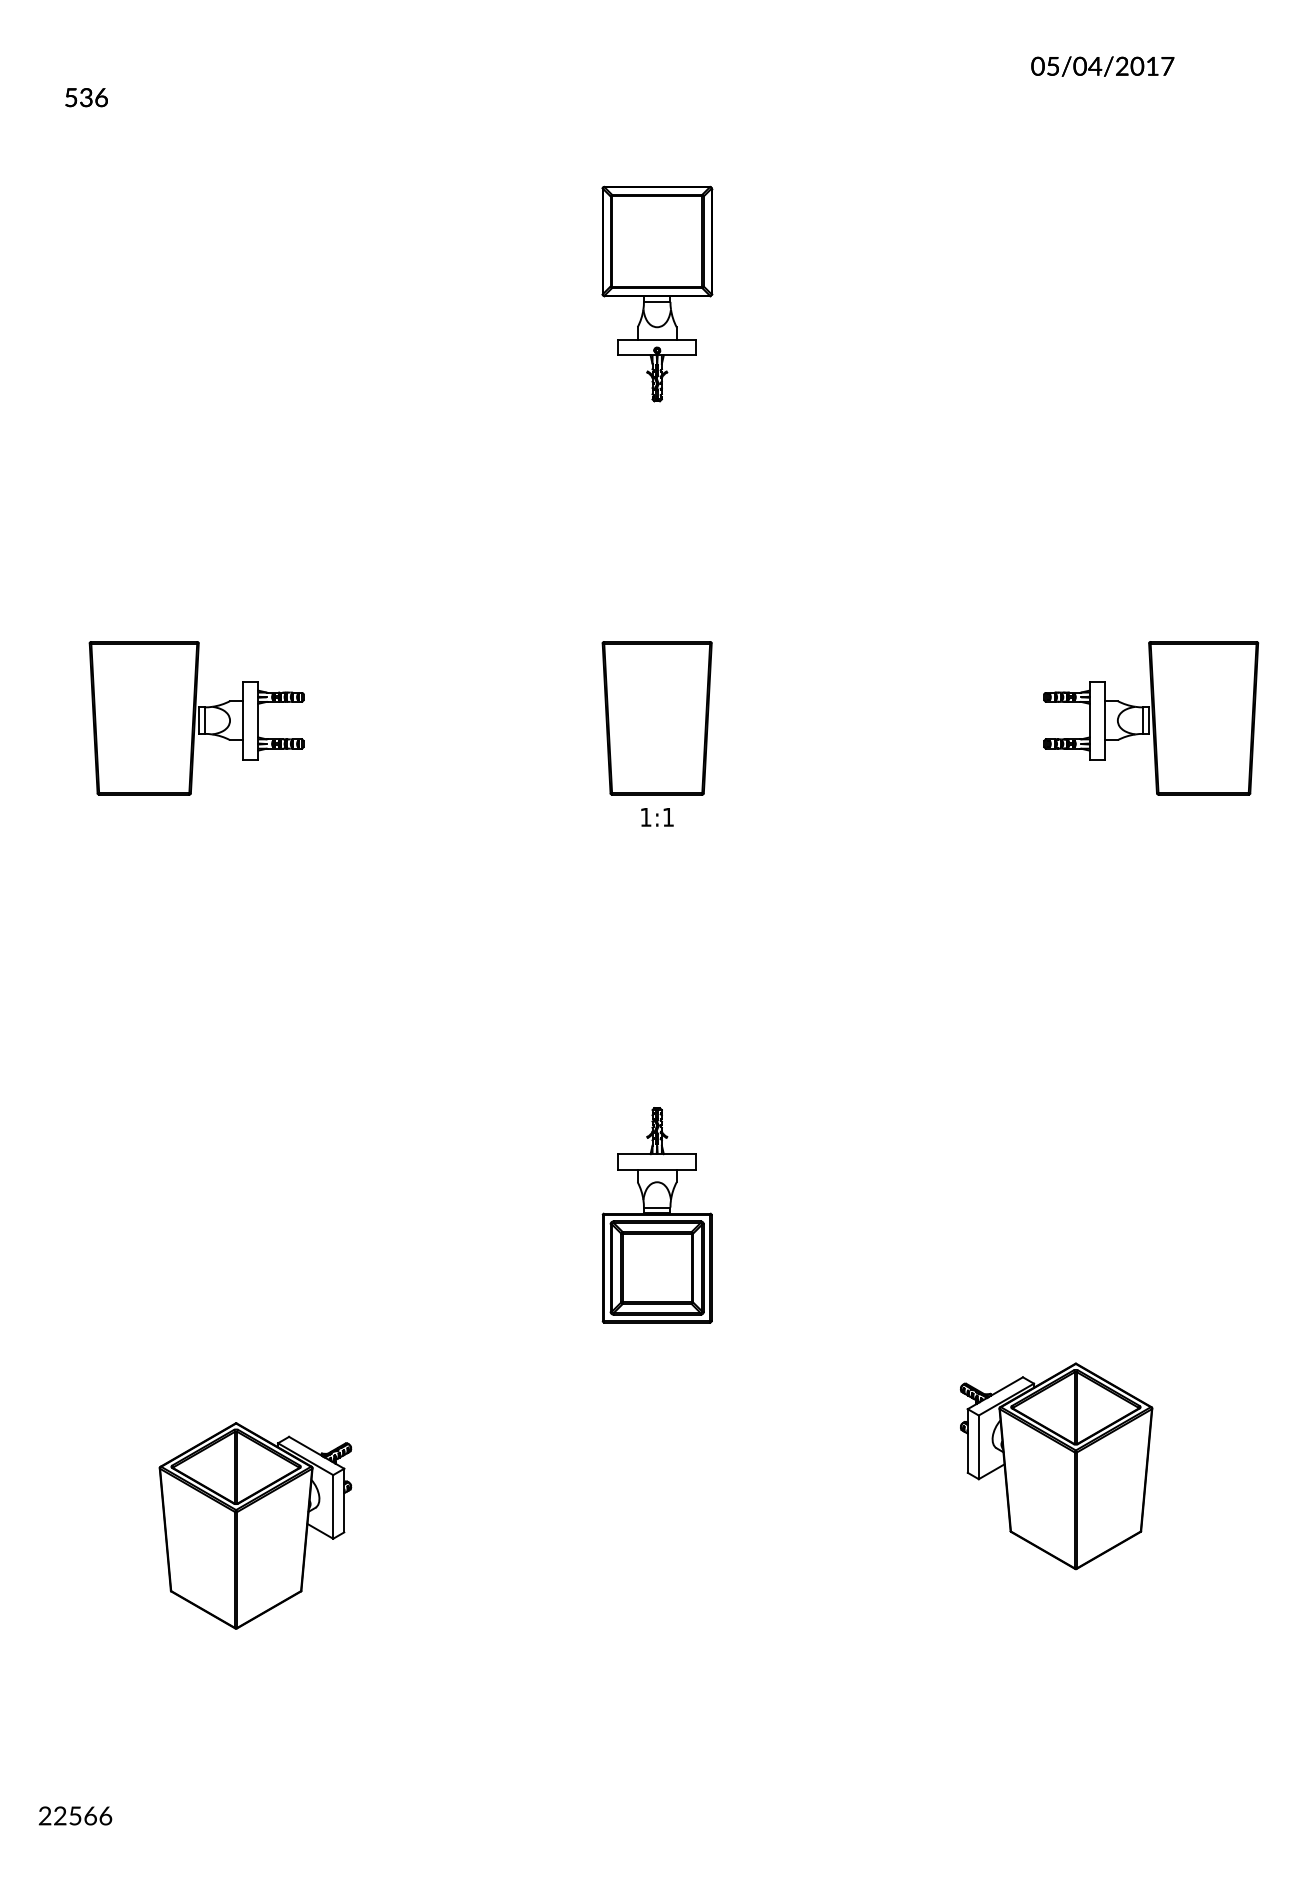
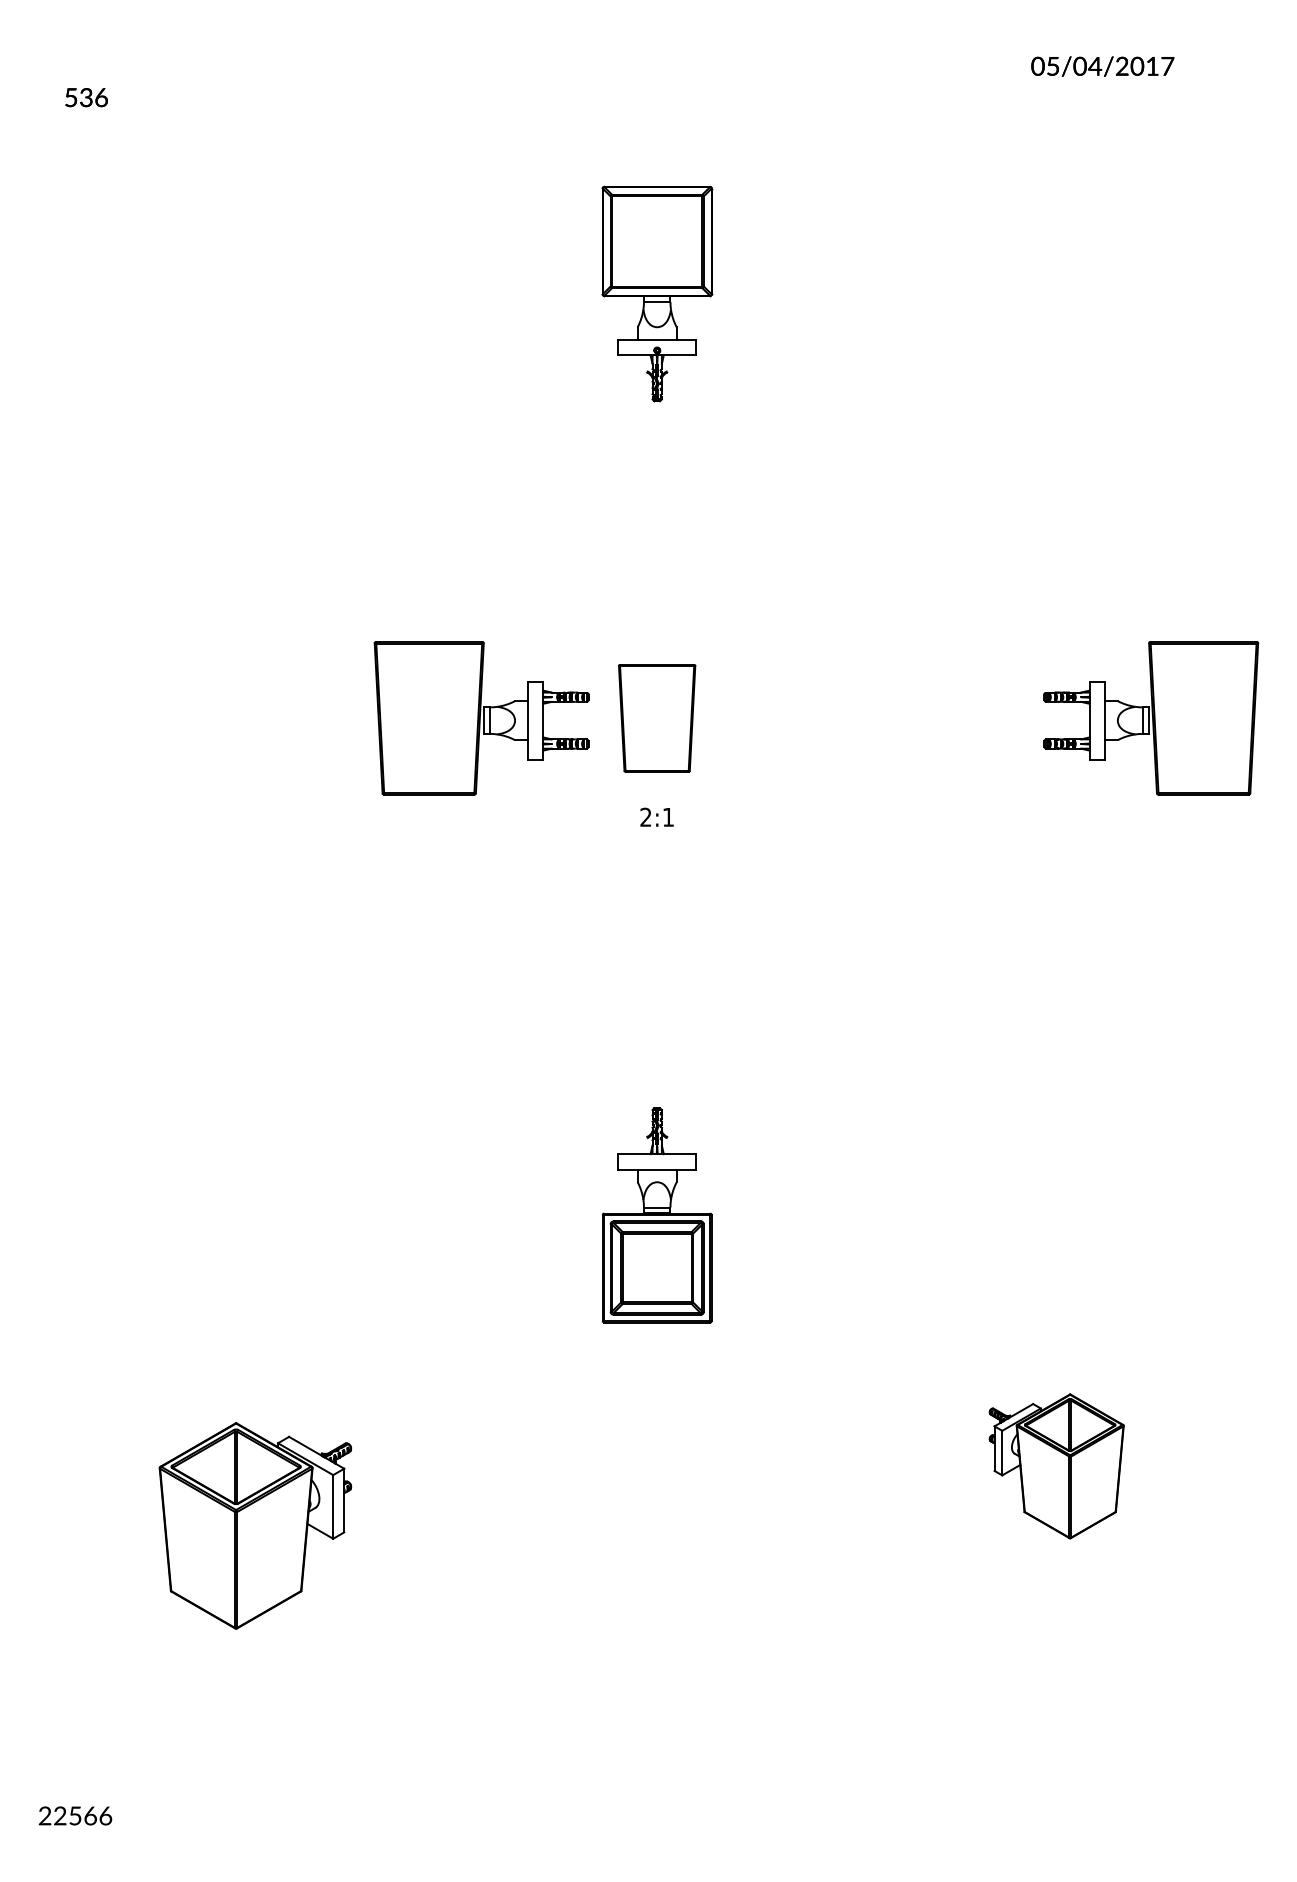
part position: (196, 718) -> (481, 718) (481, 718)
part size: 112x155 px -> 79x109 px (657, 718)
text: 1:1 -> 2:1 (645, 816)
part size: 194x209 px -> 137x147 px (1056, 1466)
